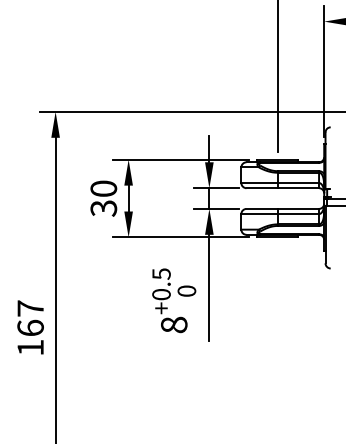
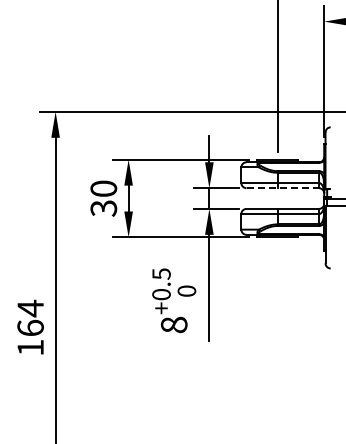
line: solid -> dashed (283, 188)
text: 167 -> 164 (30, 308)
